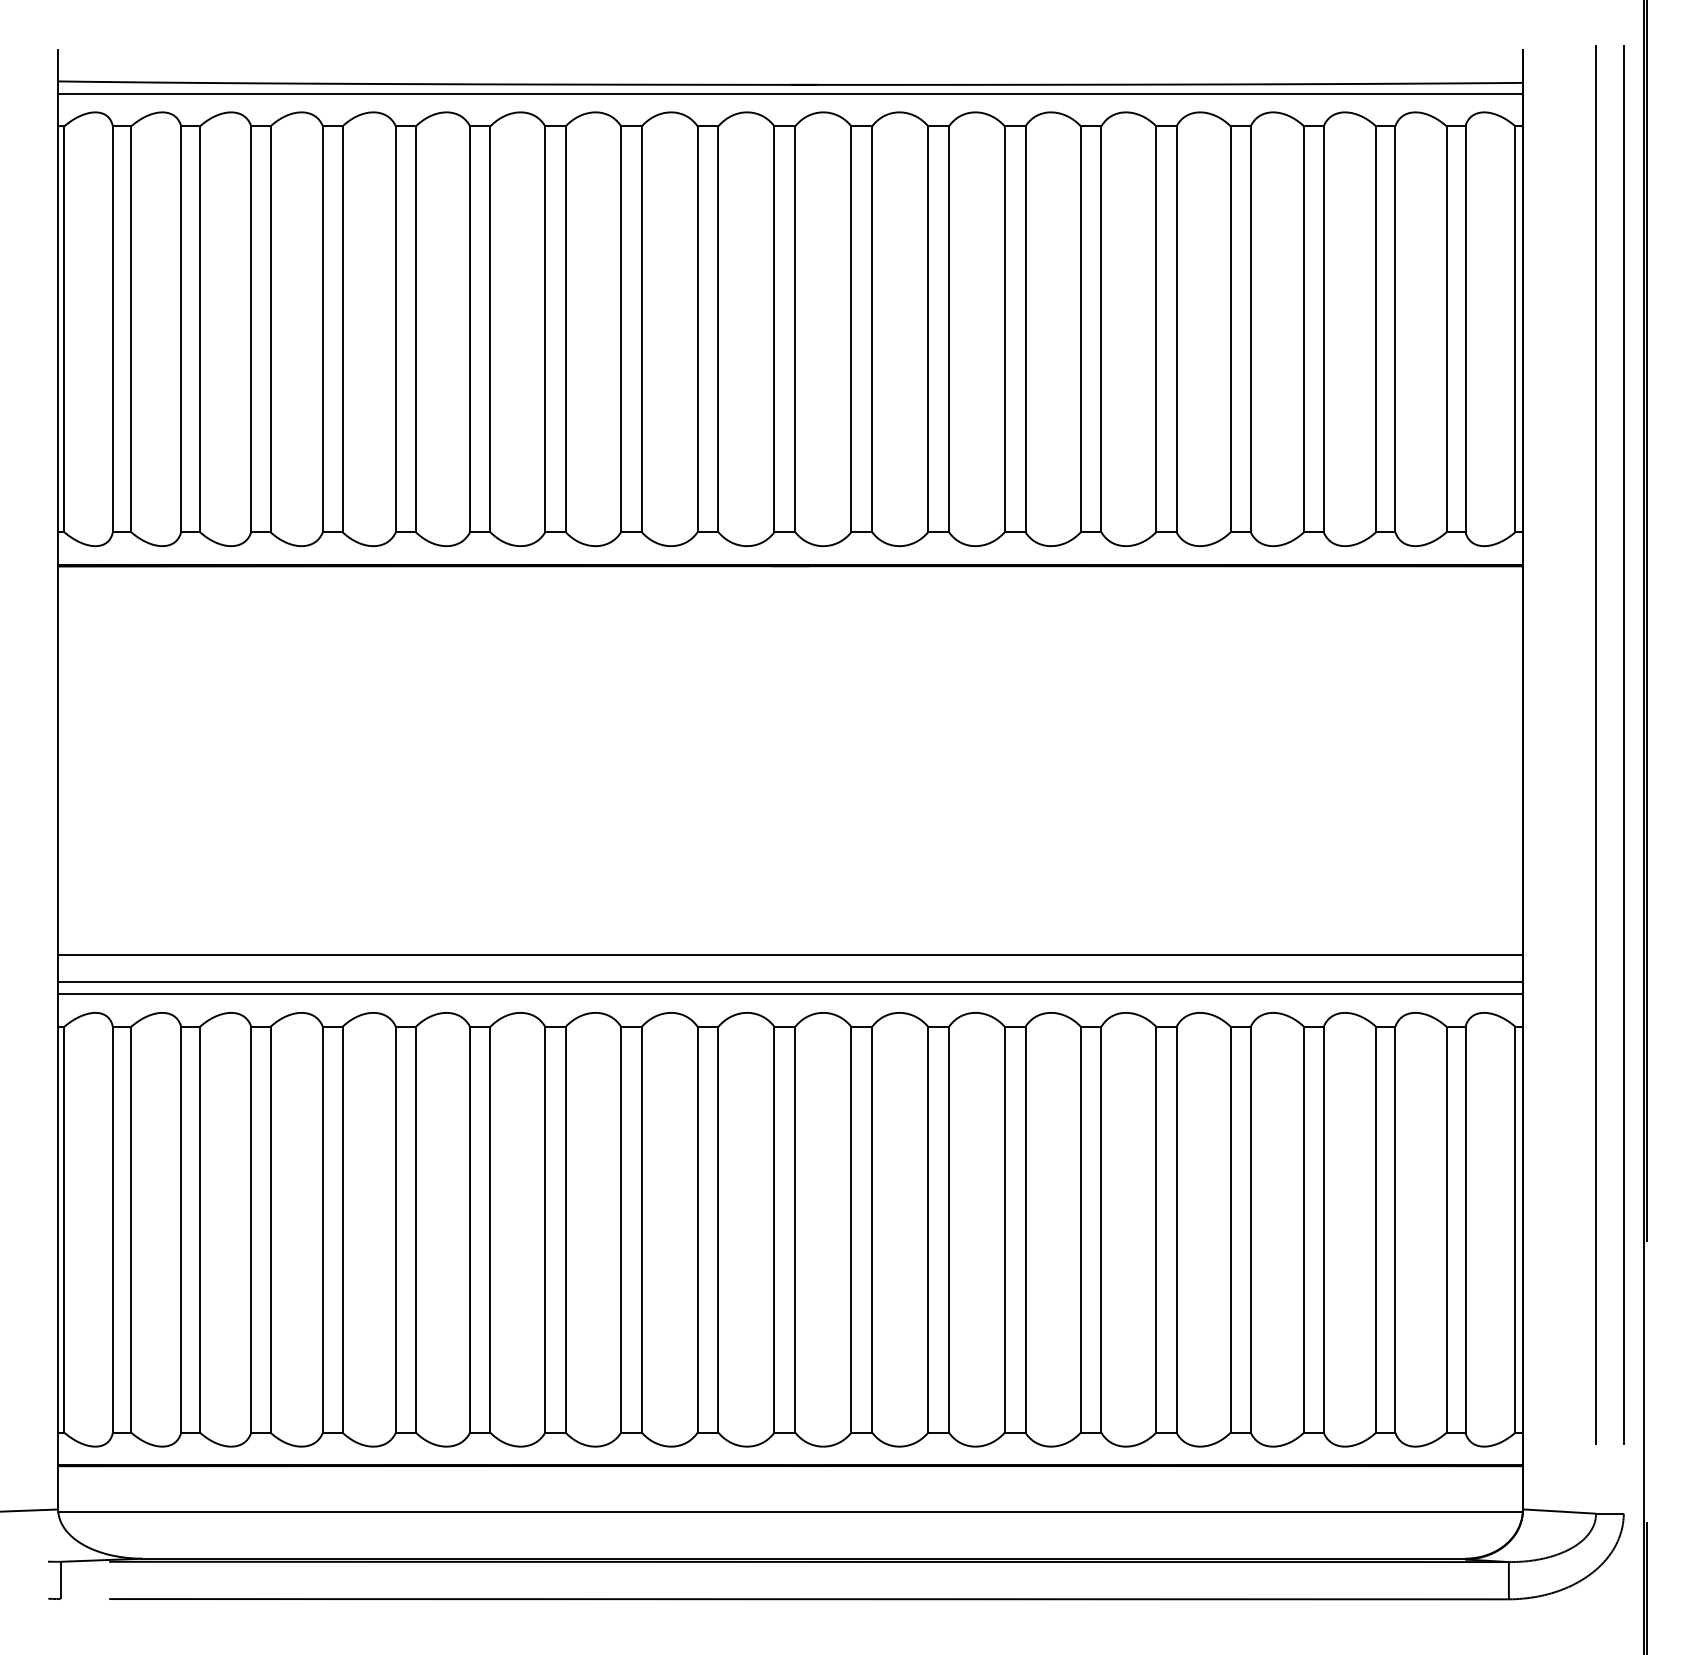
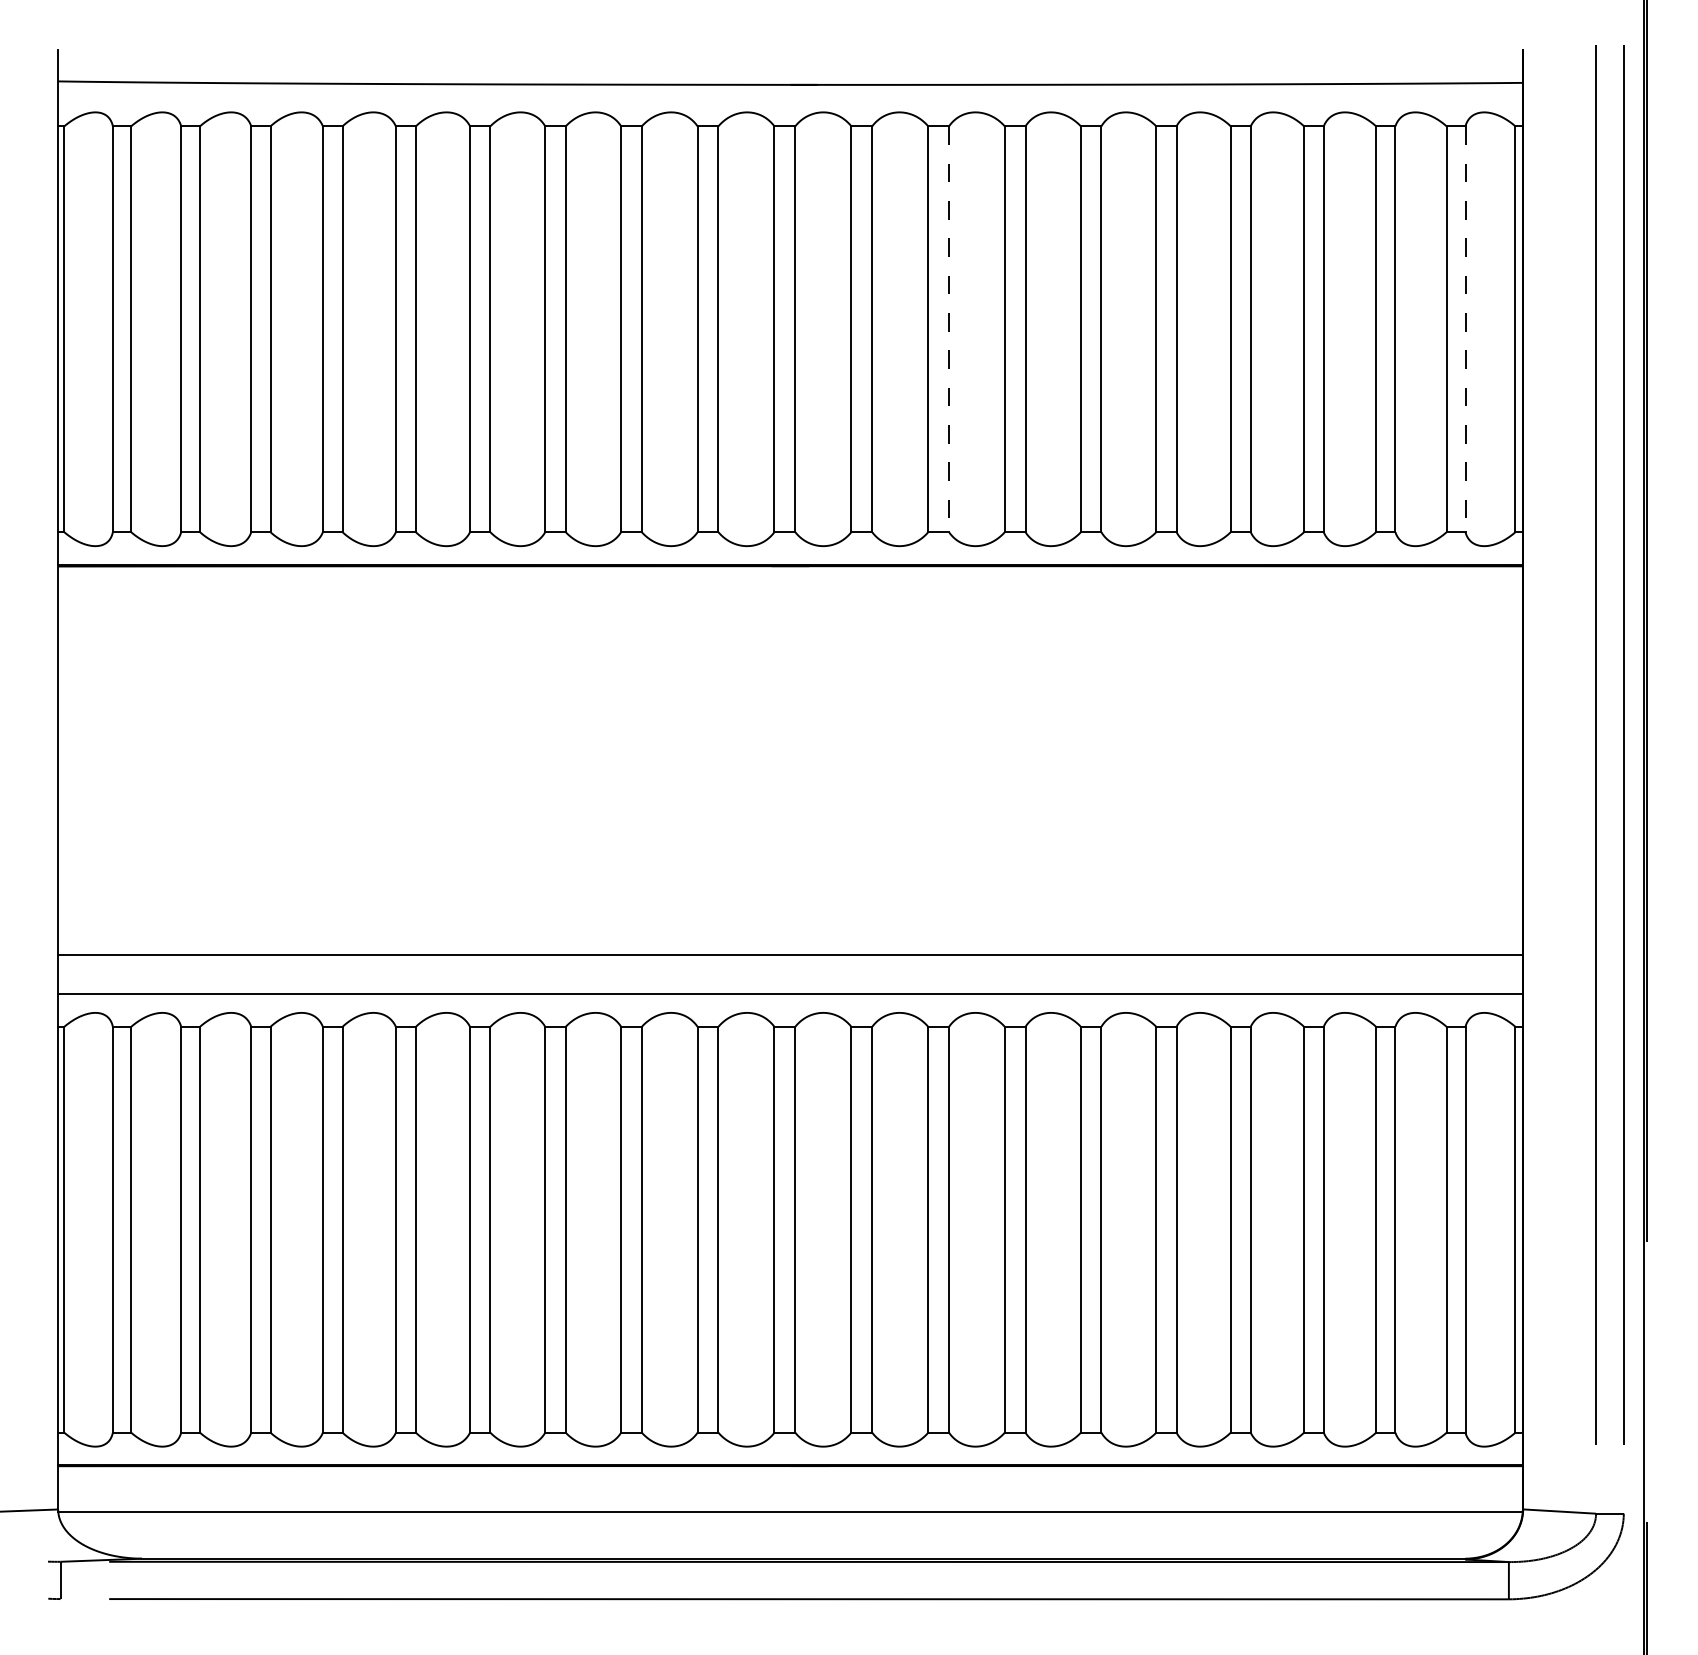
line: present -> none (790, 93)
line: solid -> dashed (949, 329)
line: solid -> dashed (1465, 329)
line: present -> none (790, 981)
